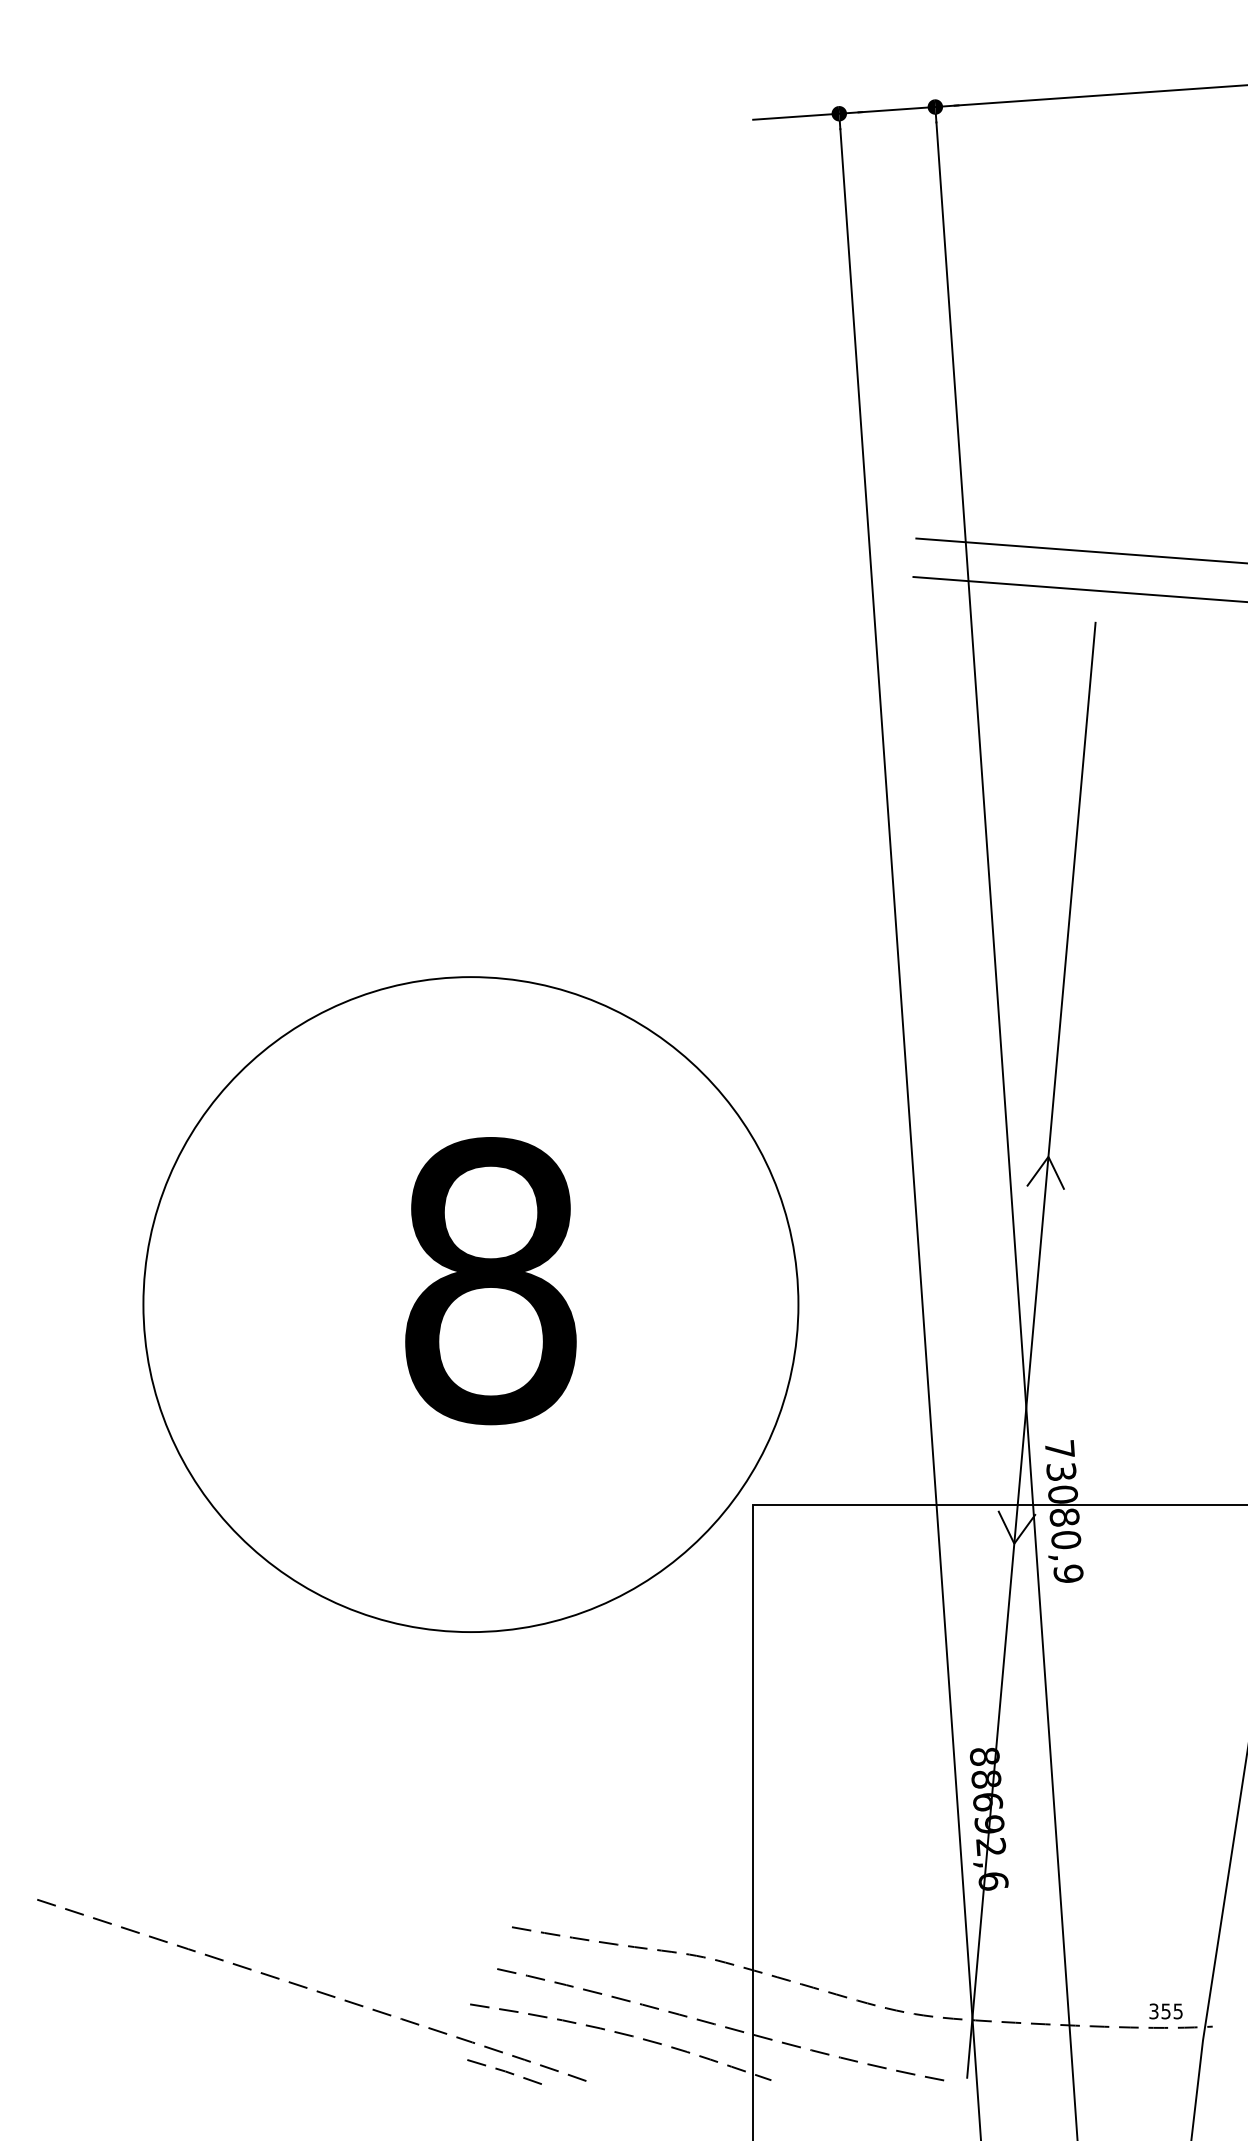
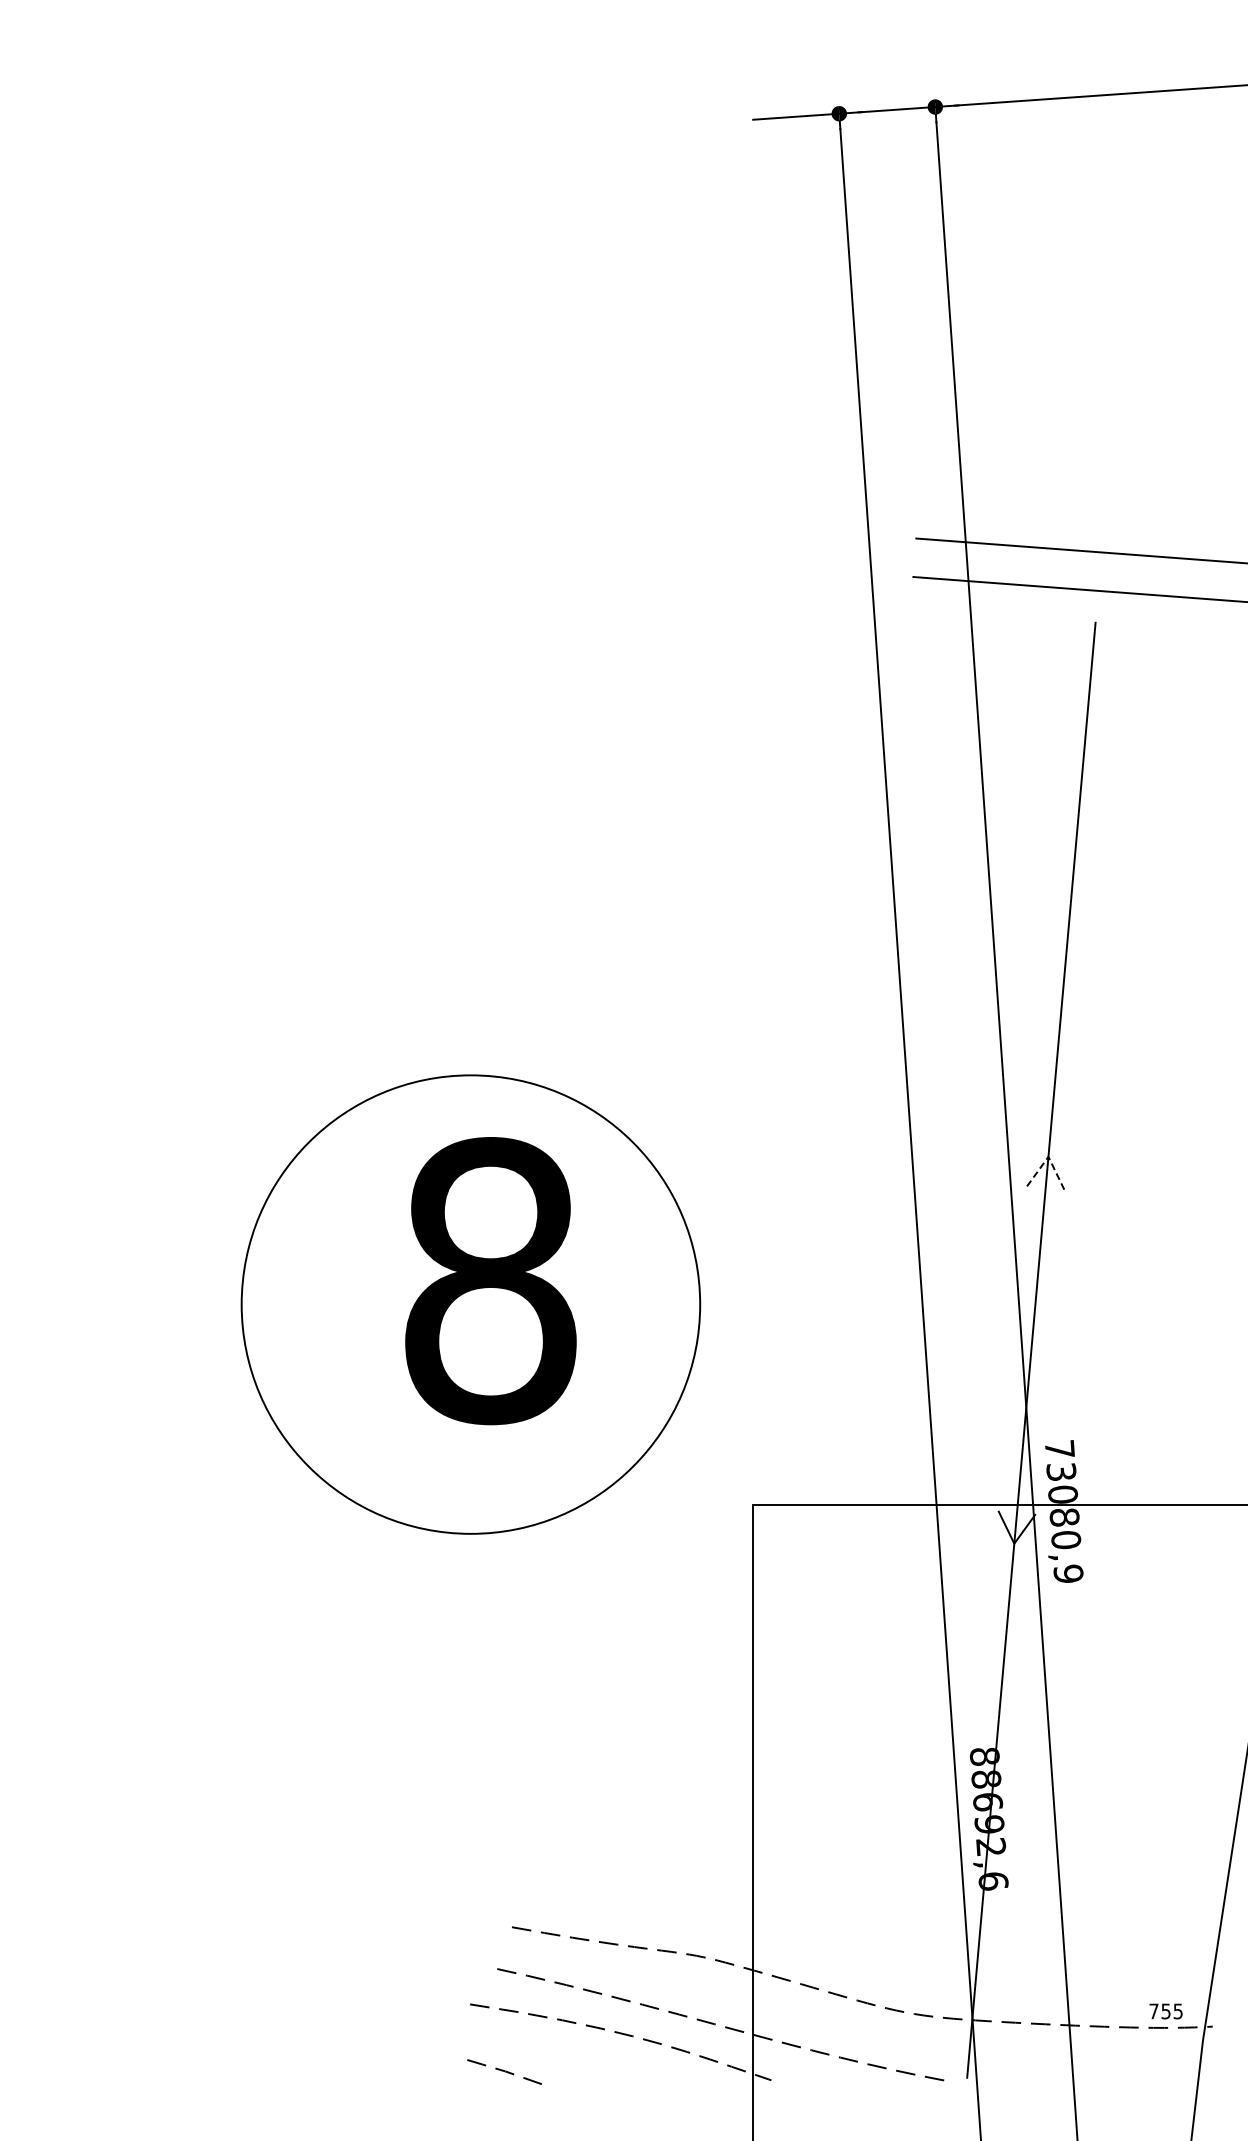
line: solid -> dashed (1048, 1156)
circle diameter: 655 px -> 459 px (470, 1304)
curve: present -> none (307, 1988)
text: 355 -> 755 (1153, 2011)
